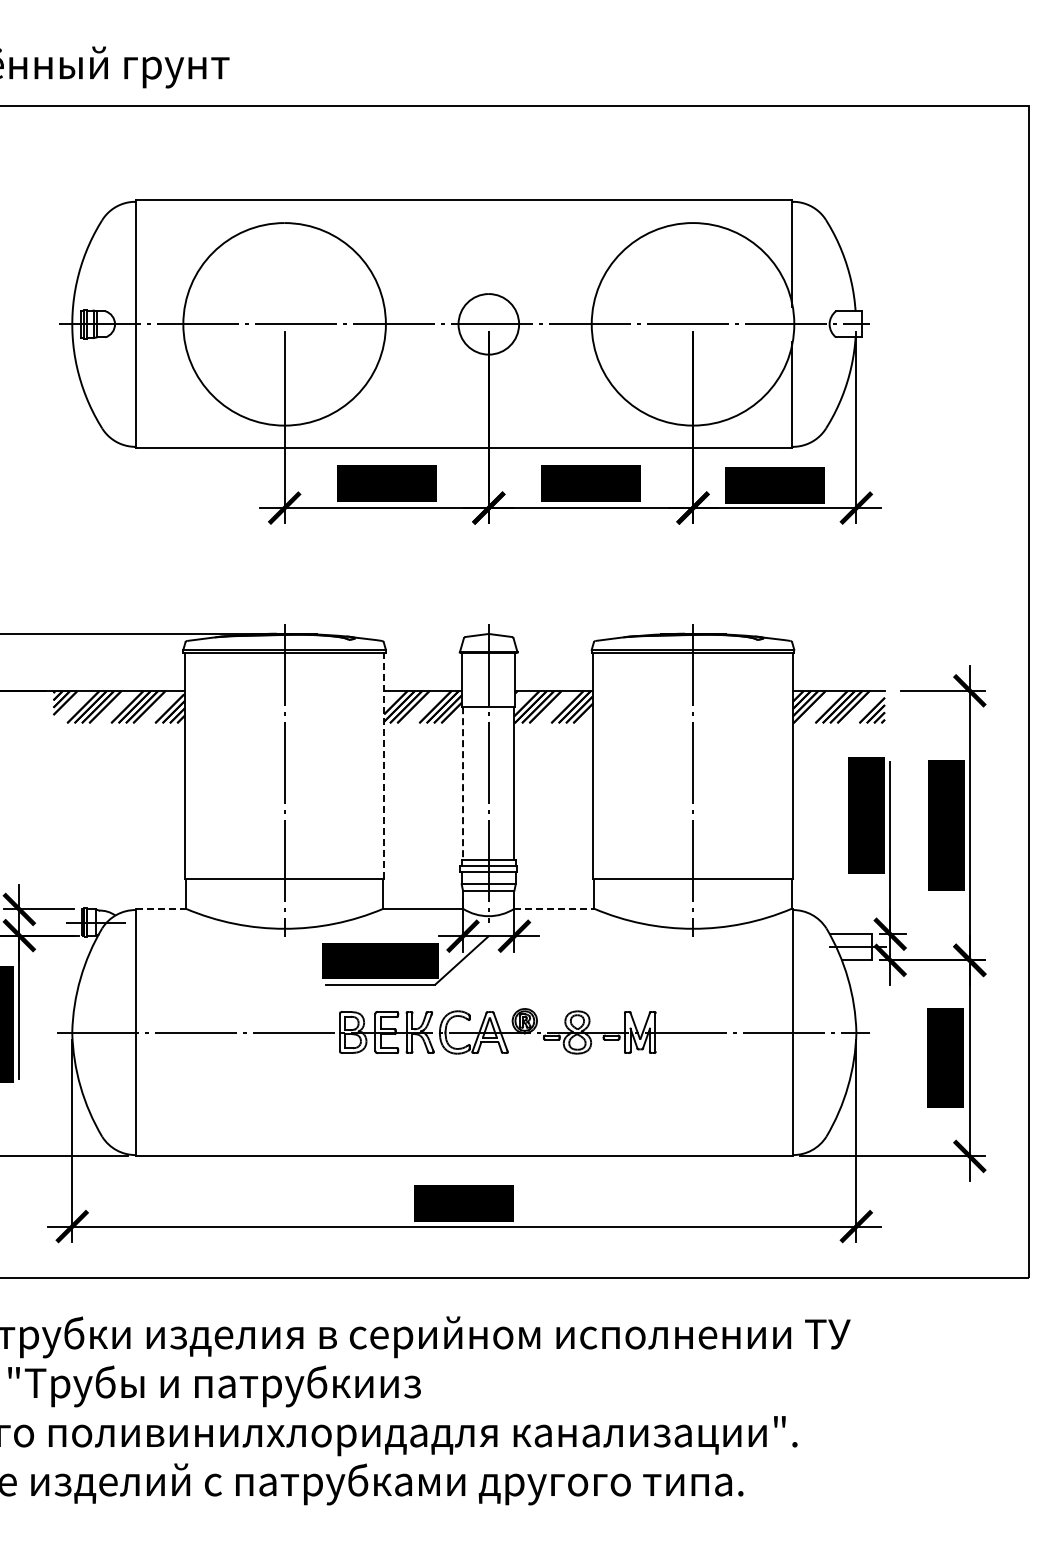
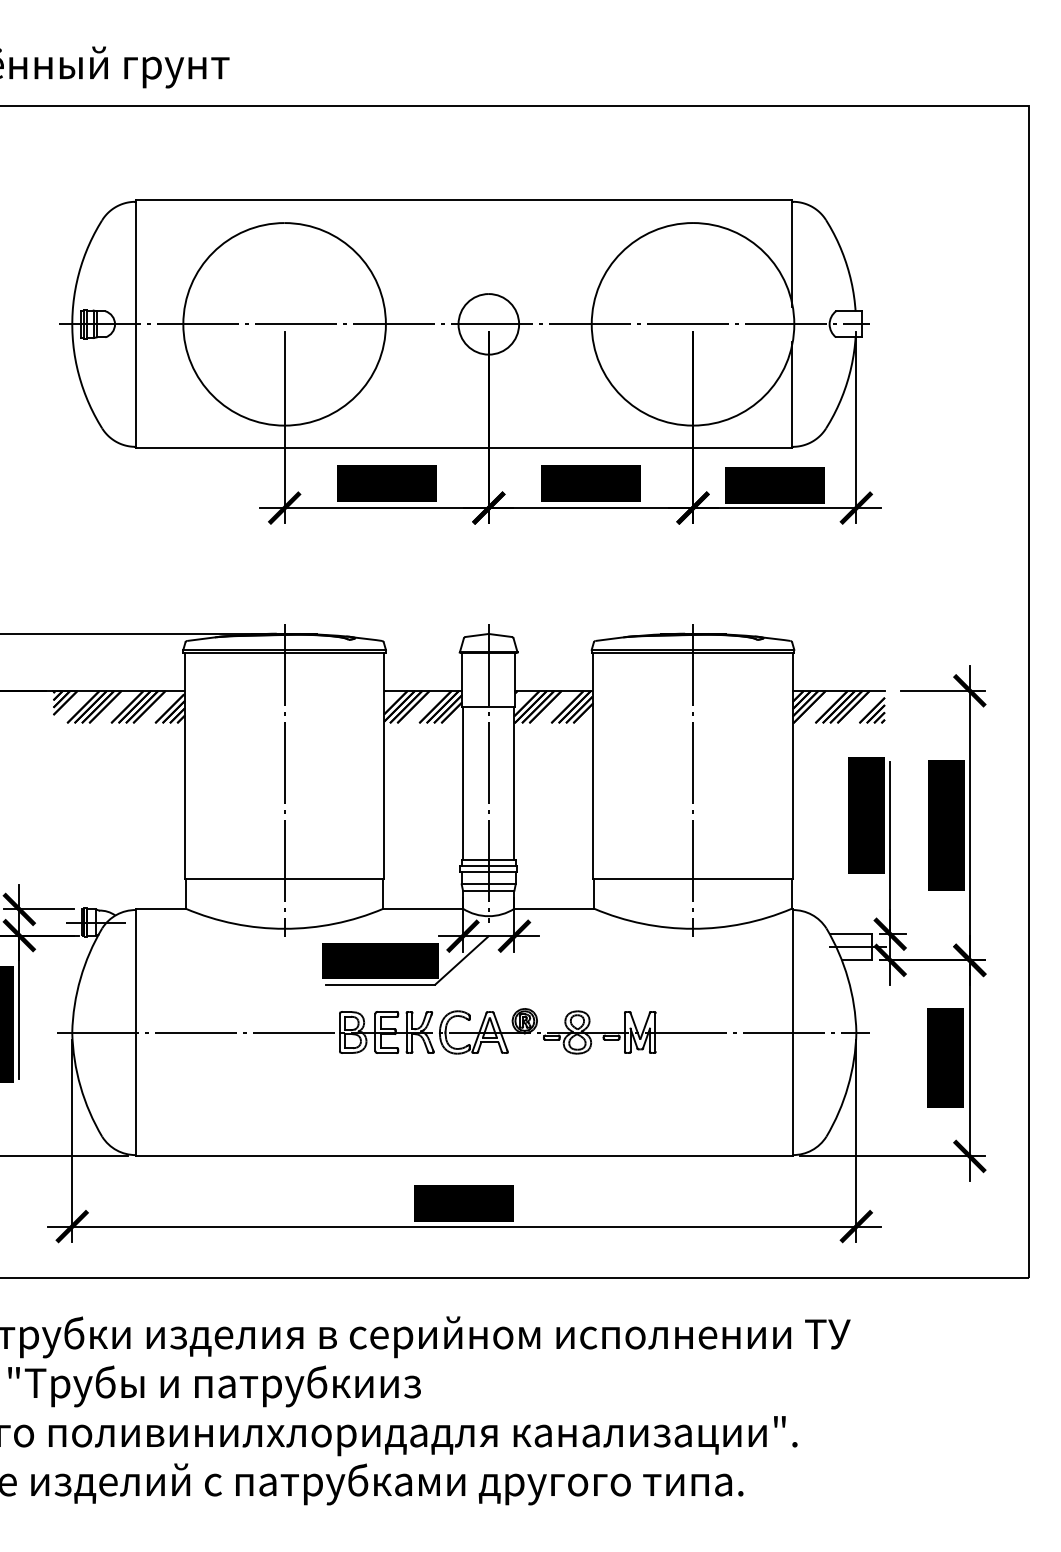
line: dashed -> solid (384, 766)
line: dashed -> solid (463, 783)
line: dashed -> solid (160, 908)
line: dashed -> solid (554, 908)
